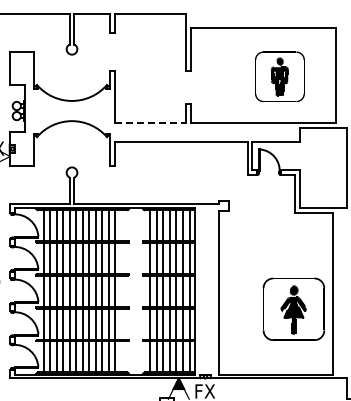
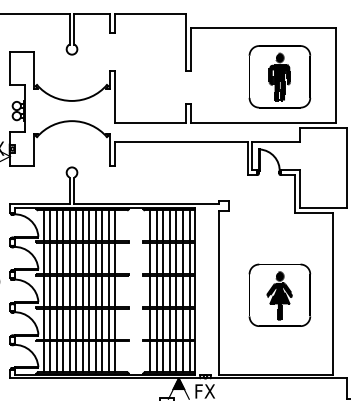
part size: 50x52 px -> 64x64 px (279, 76)
line: dashed -> solid (150, 122)
part position: (293, 308) -> (279, 294) (279, 294)
